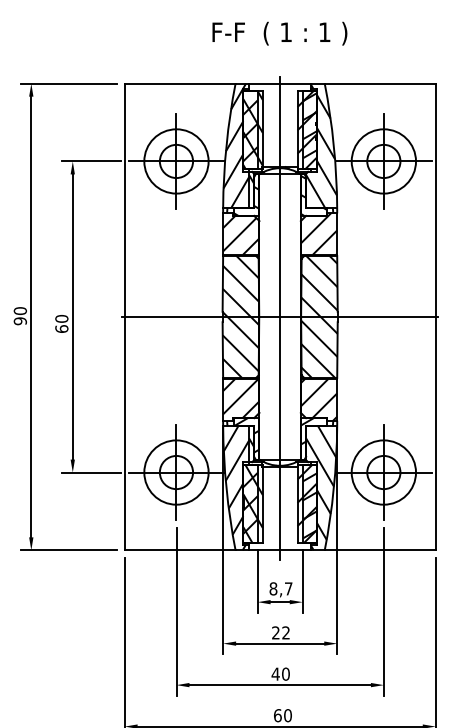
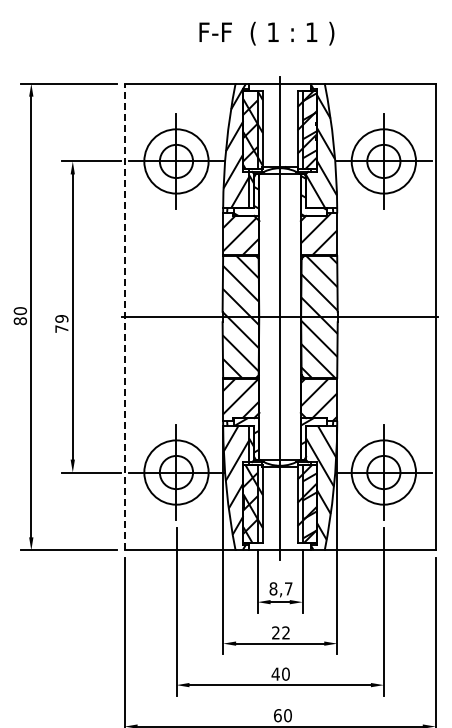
text position: (279, 33) -> (266, 33) (266, 33)
line: solid -> dashed (124, 316)
text: 90 -> 80 (20, 321)
text: 60 -> 79 (61, 323)
